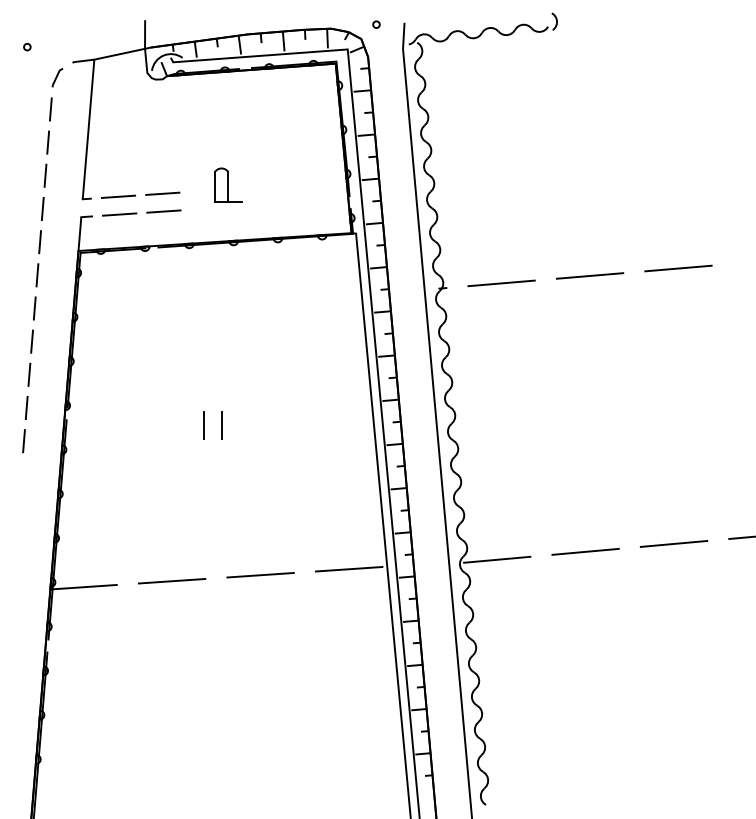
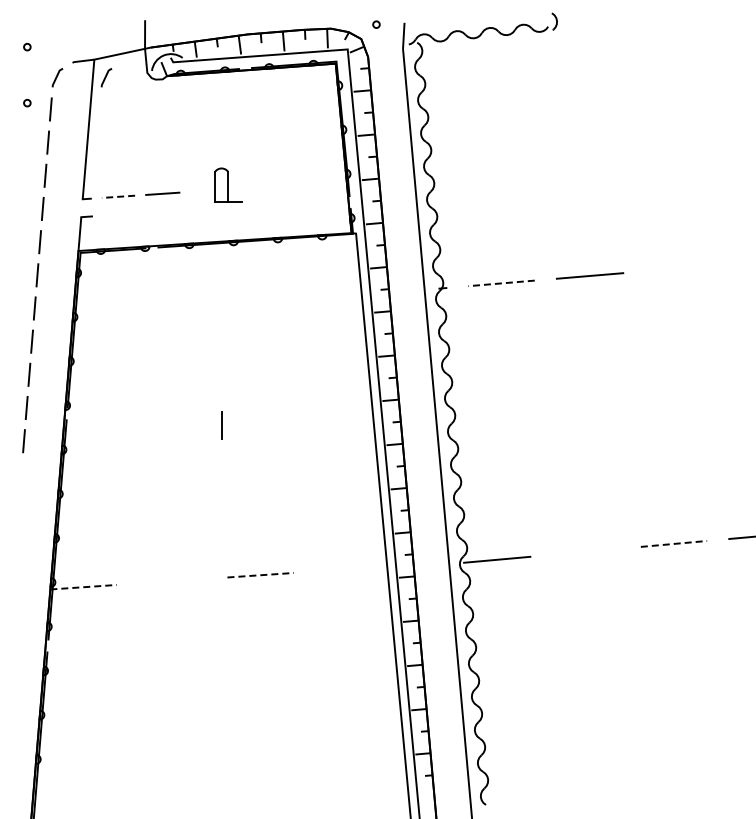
line: none -> present (106, 77)
circle: none -> present (27, 102)
line: solid -> dashed (118, 196)
line: present -> none (163, 211)
line: present -> none (119, 214)
line: present -> none (678, 268)
line: solid -> dashed (501, 283)
line: present -> none (204, 425)
line: solid -> dashed (674, 543)
line: present -> none (585, 551)
line: present -> none (348, 569)
line: solid -> dashed (261, 575)
line: present -> none (171, 580)
line: solid -> dashed (84, 587)
